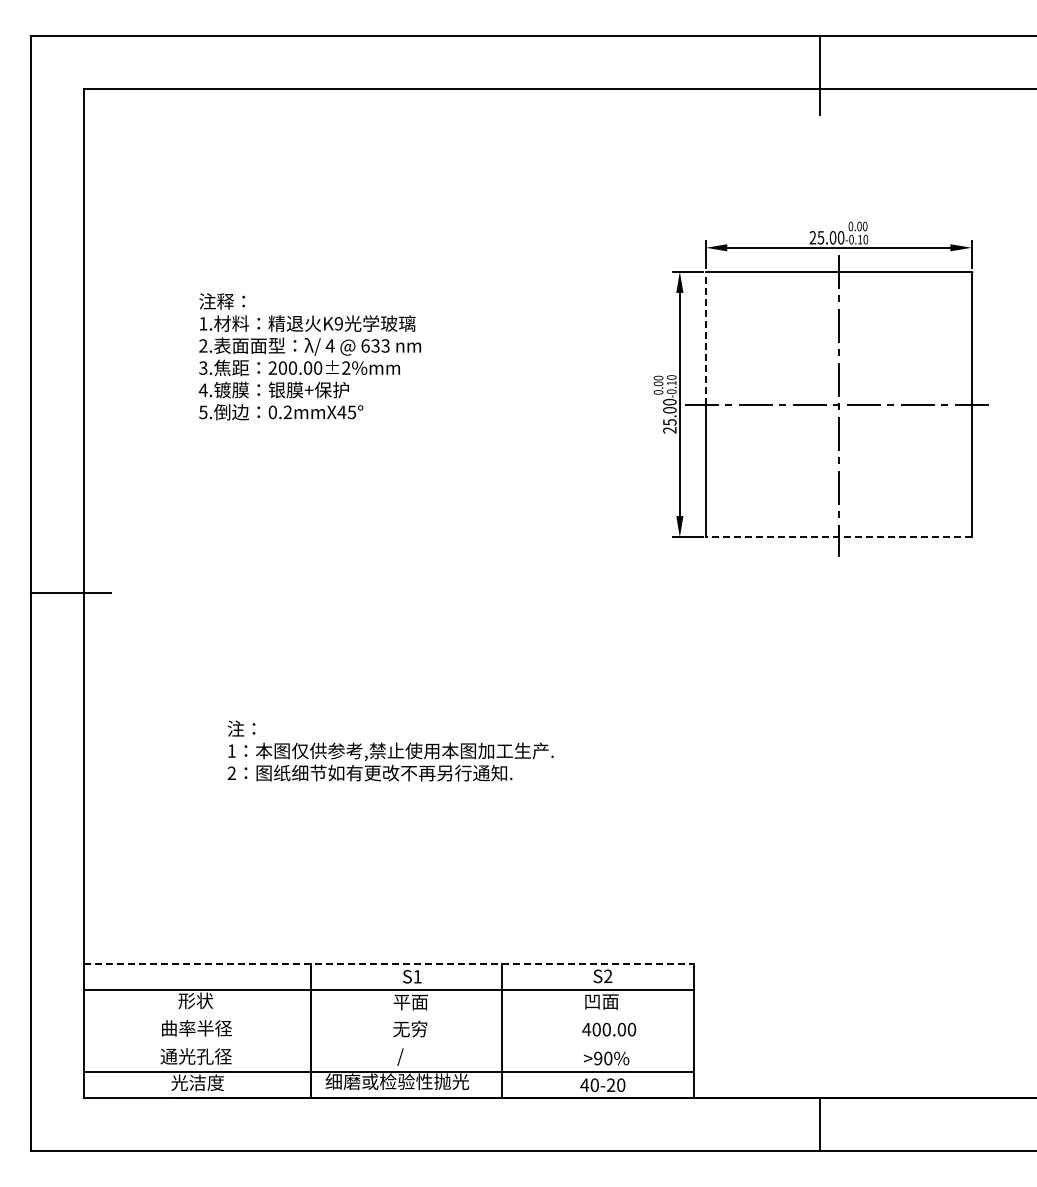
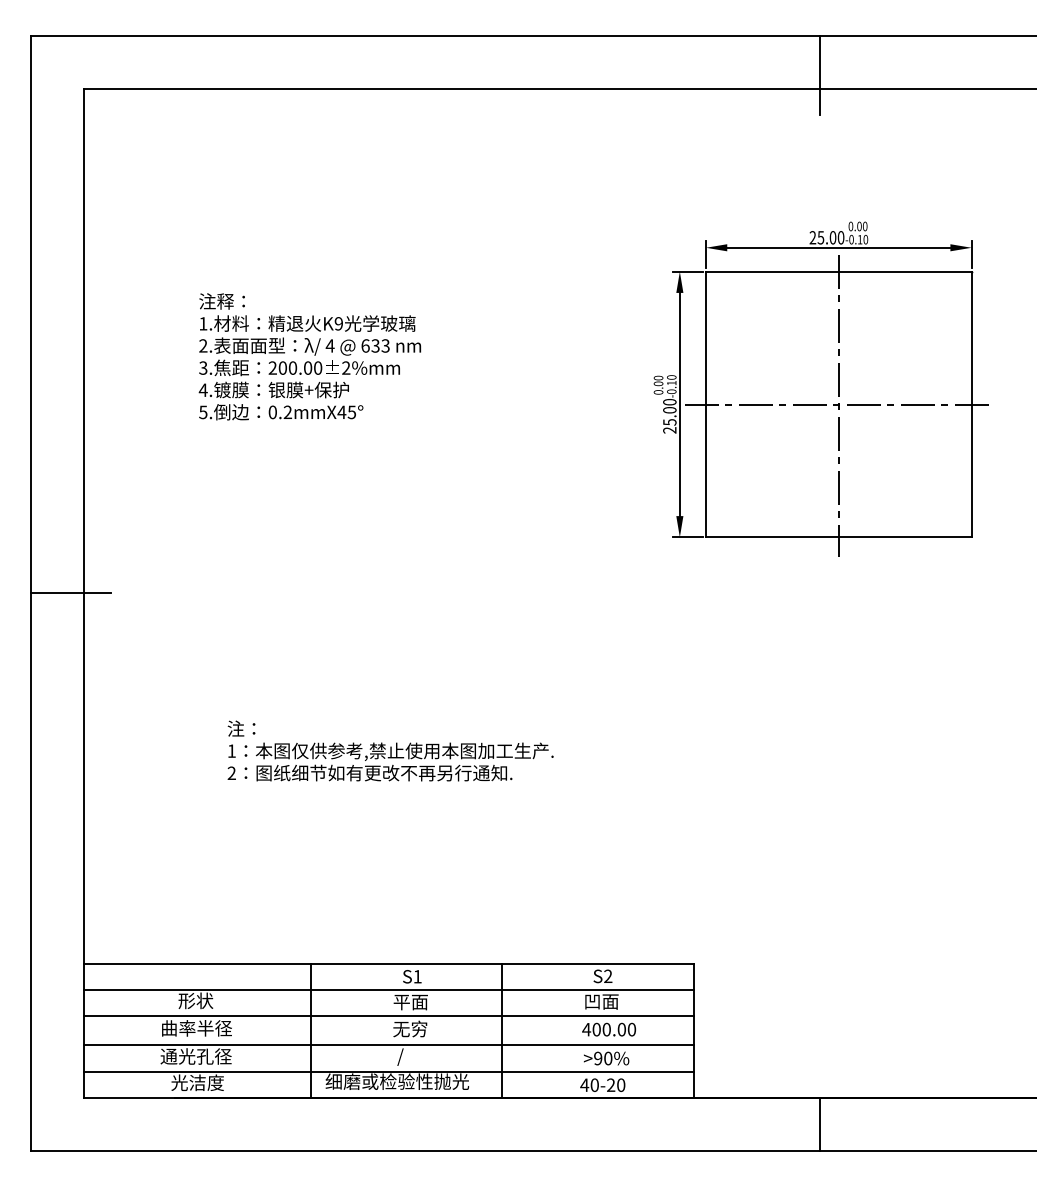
line: dashed -> solid (705, 337)
line: dashed -> solid (838, 537)
line: dashed -> solid (388, 963)
line: none -> present (388, 1016)
line: none -> present (388, 1045)
